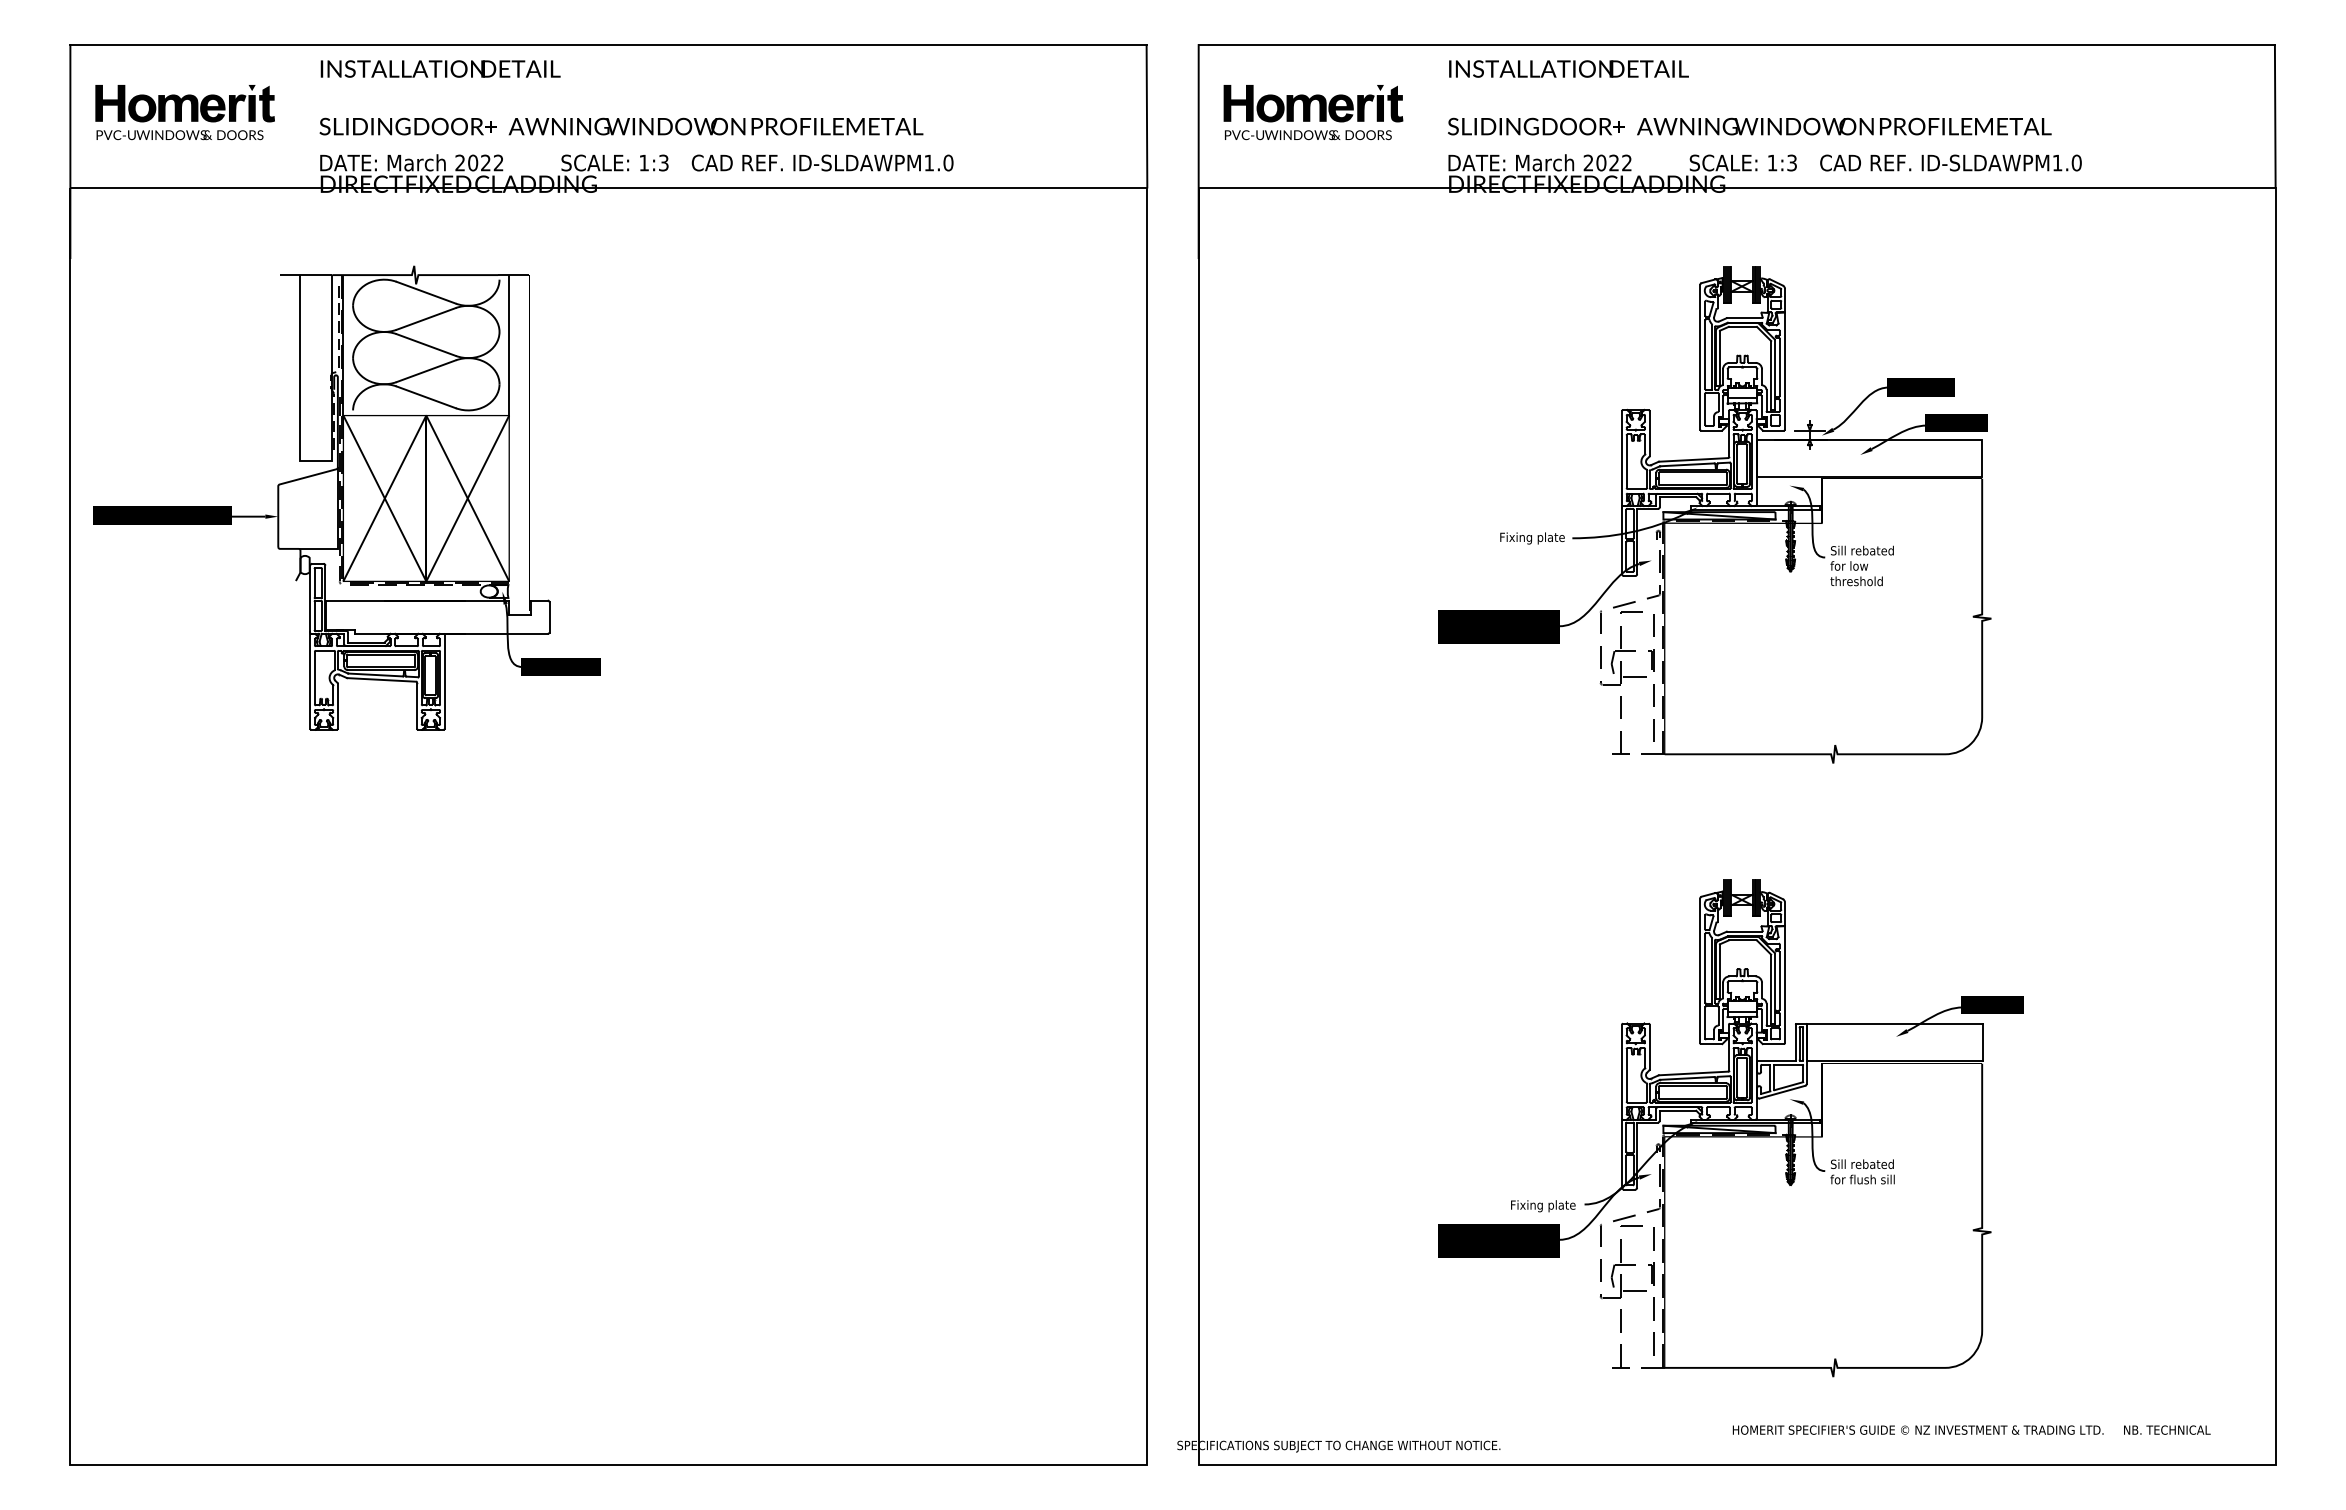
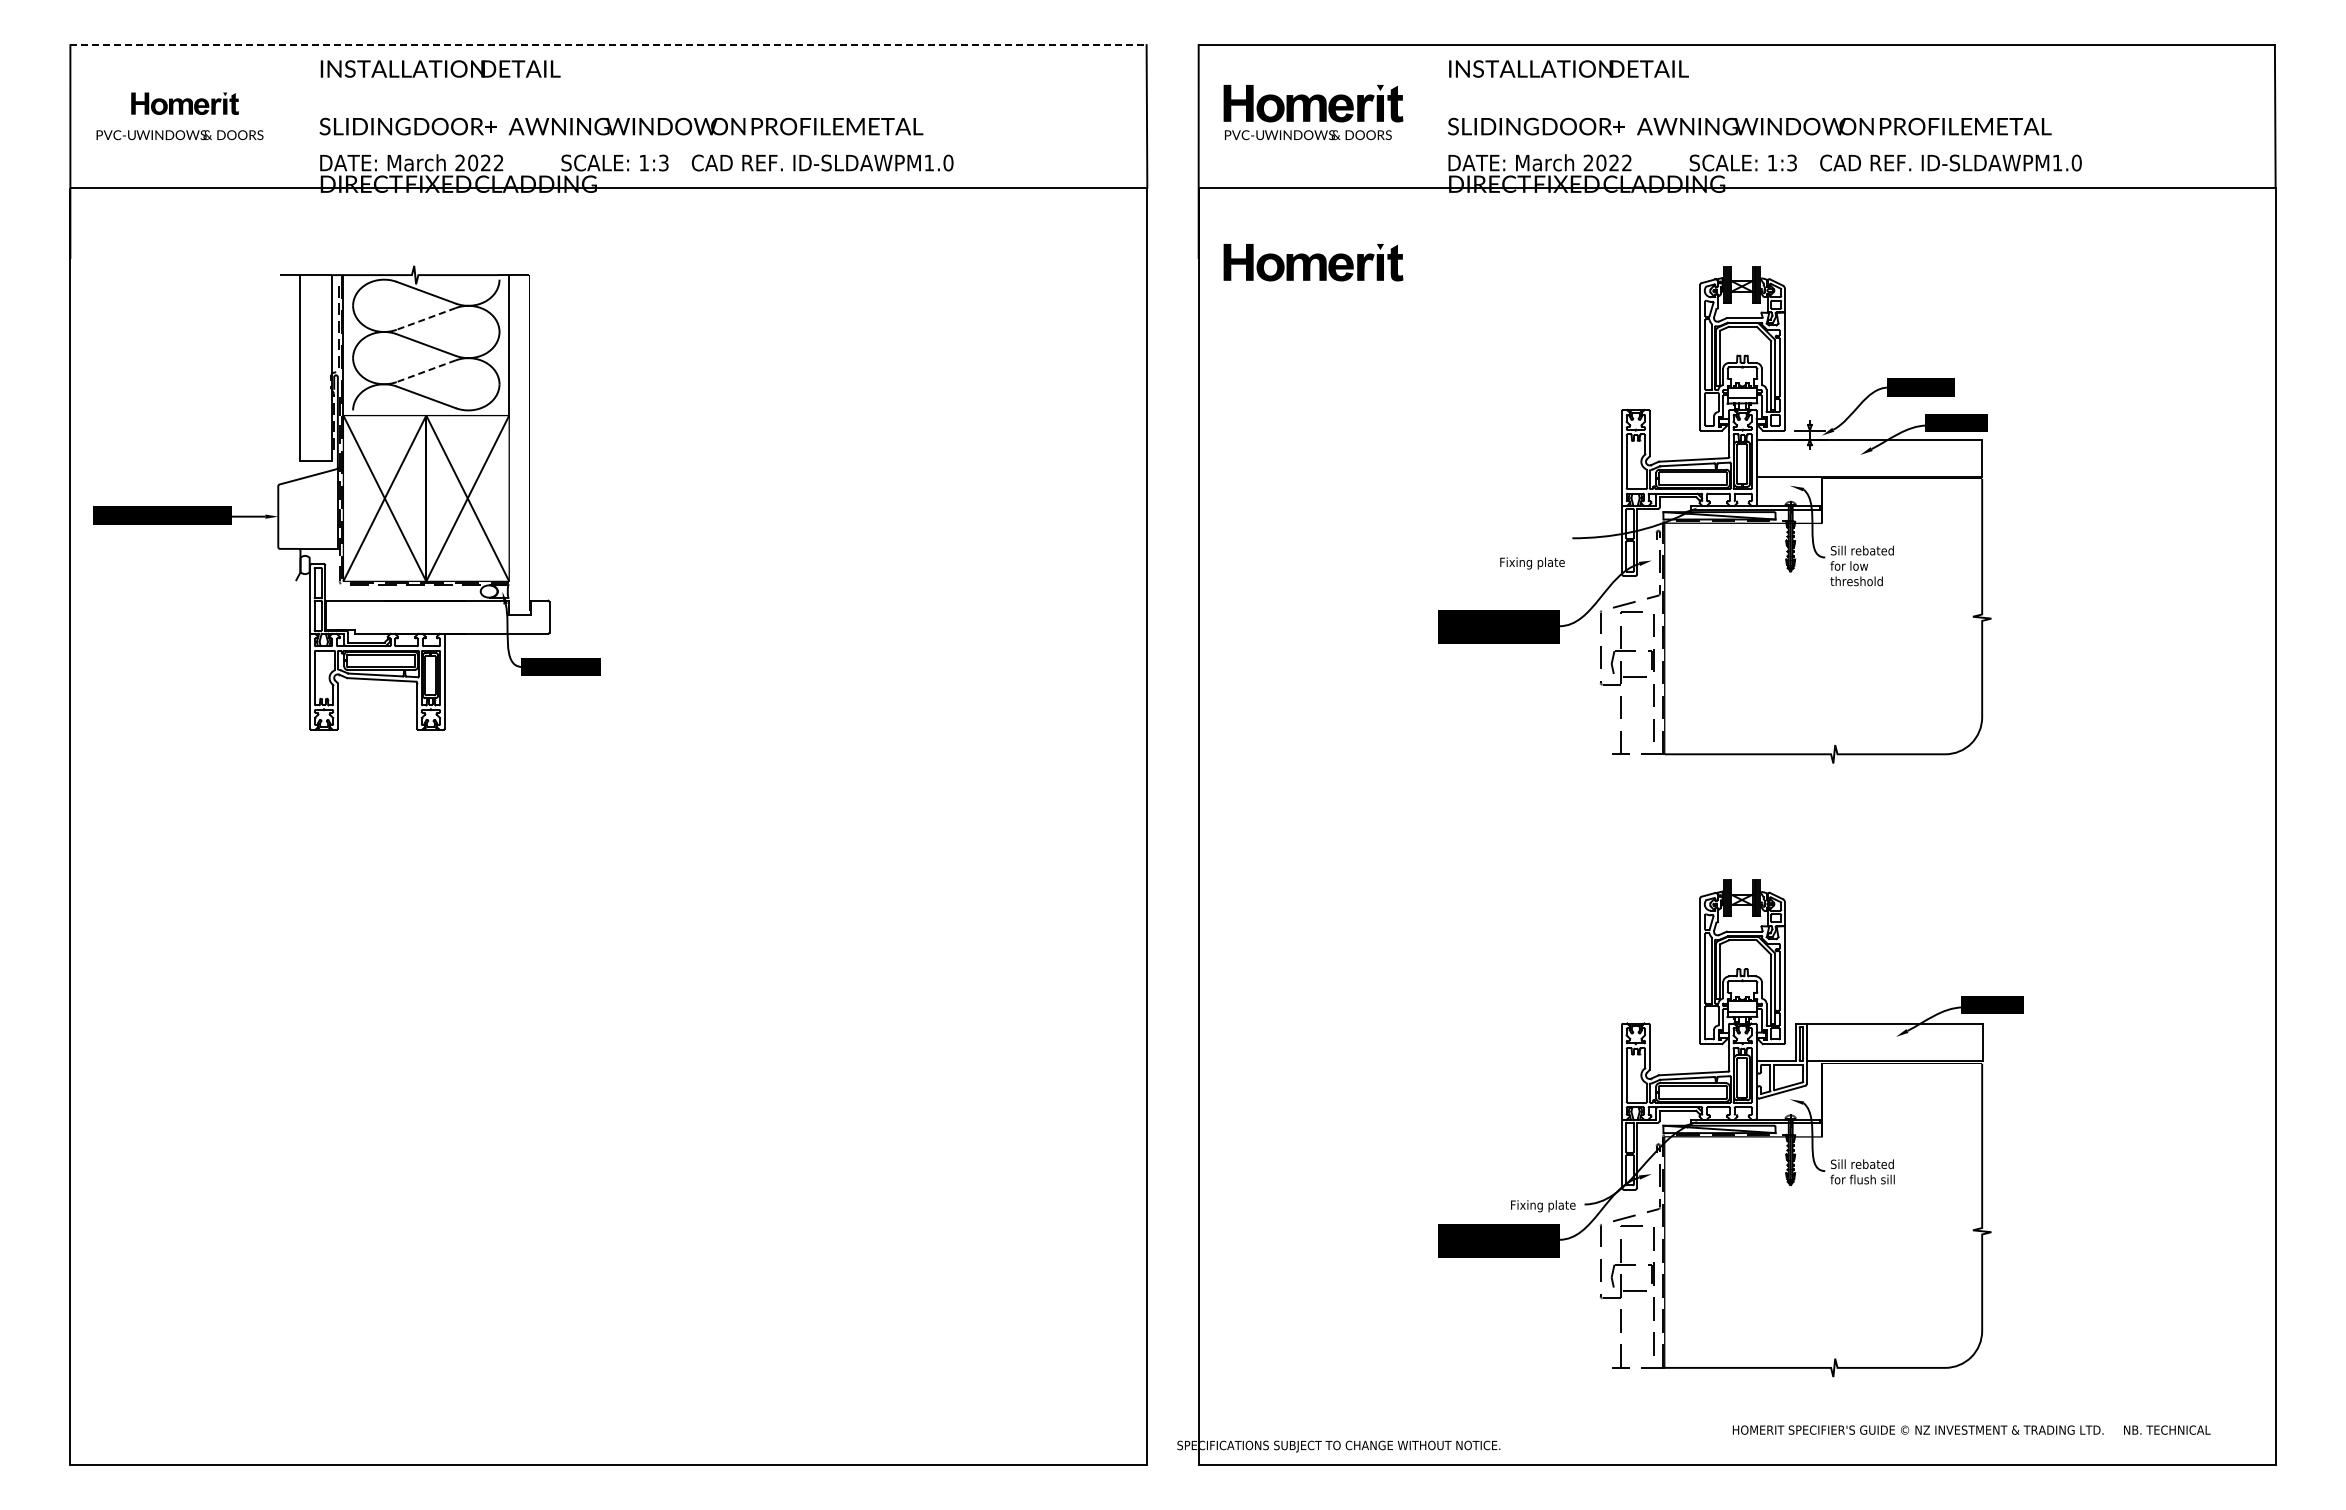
line: solid -> dashed (609, 45)
part size: 180x38 px -> 108x23 px (184, 103)
part: none -> present (1313, 262)
line: solid -> dashed (426, 318)
line: solid -> dashed (426, 371)
text position: (1532, 538) -> (1532, 563) (1532, 563)
